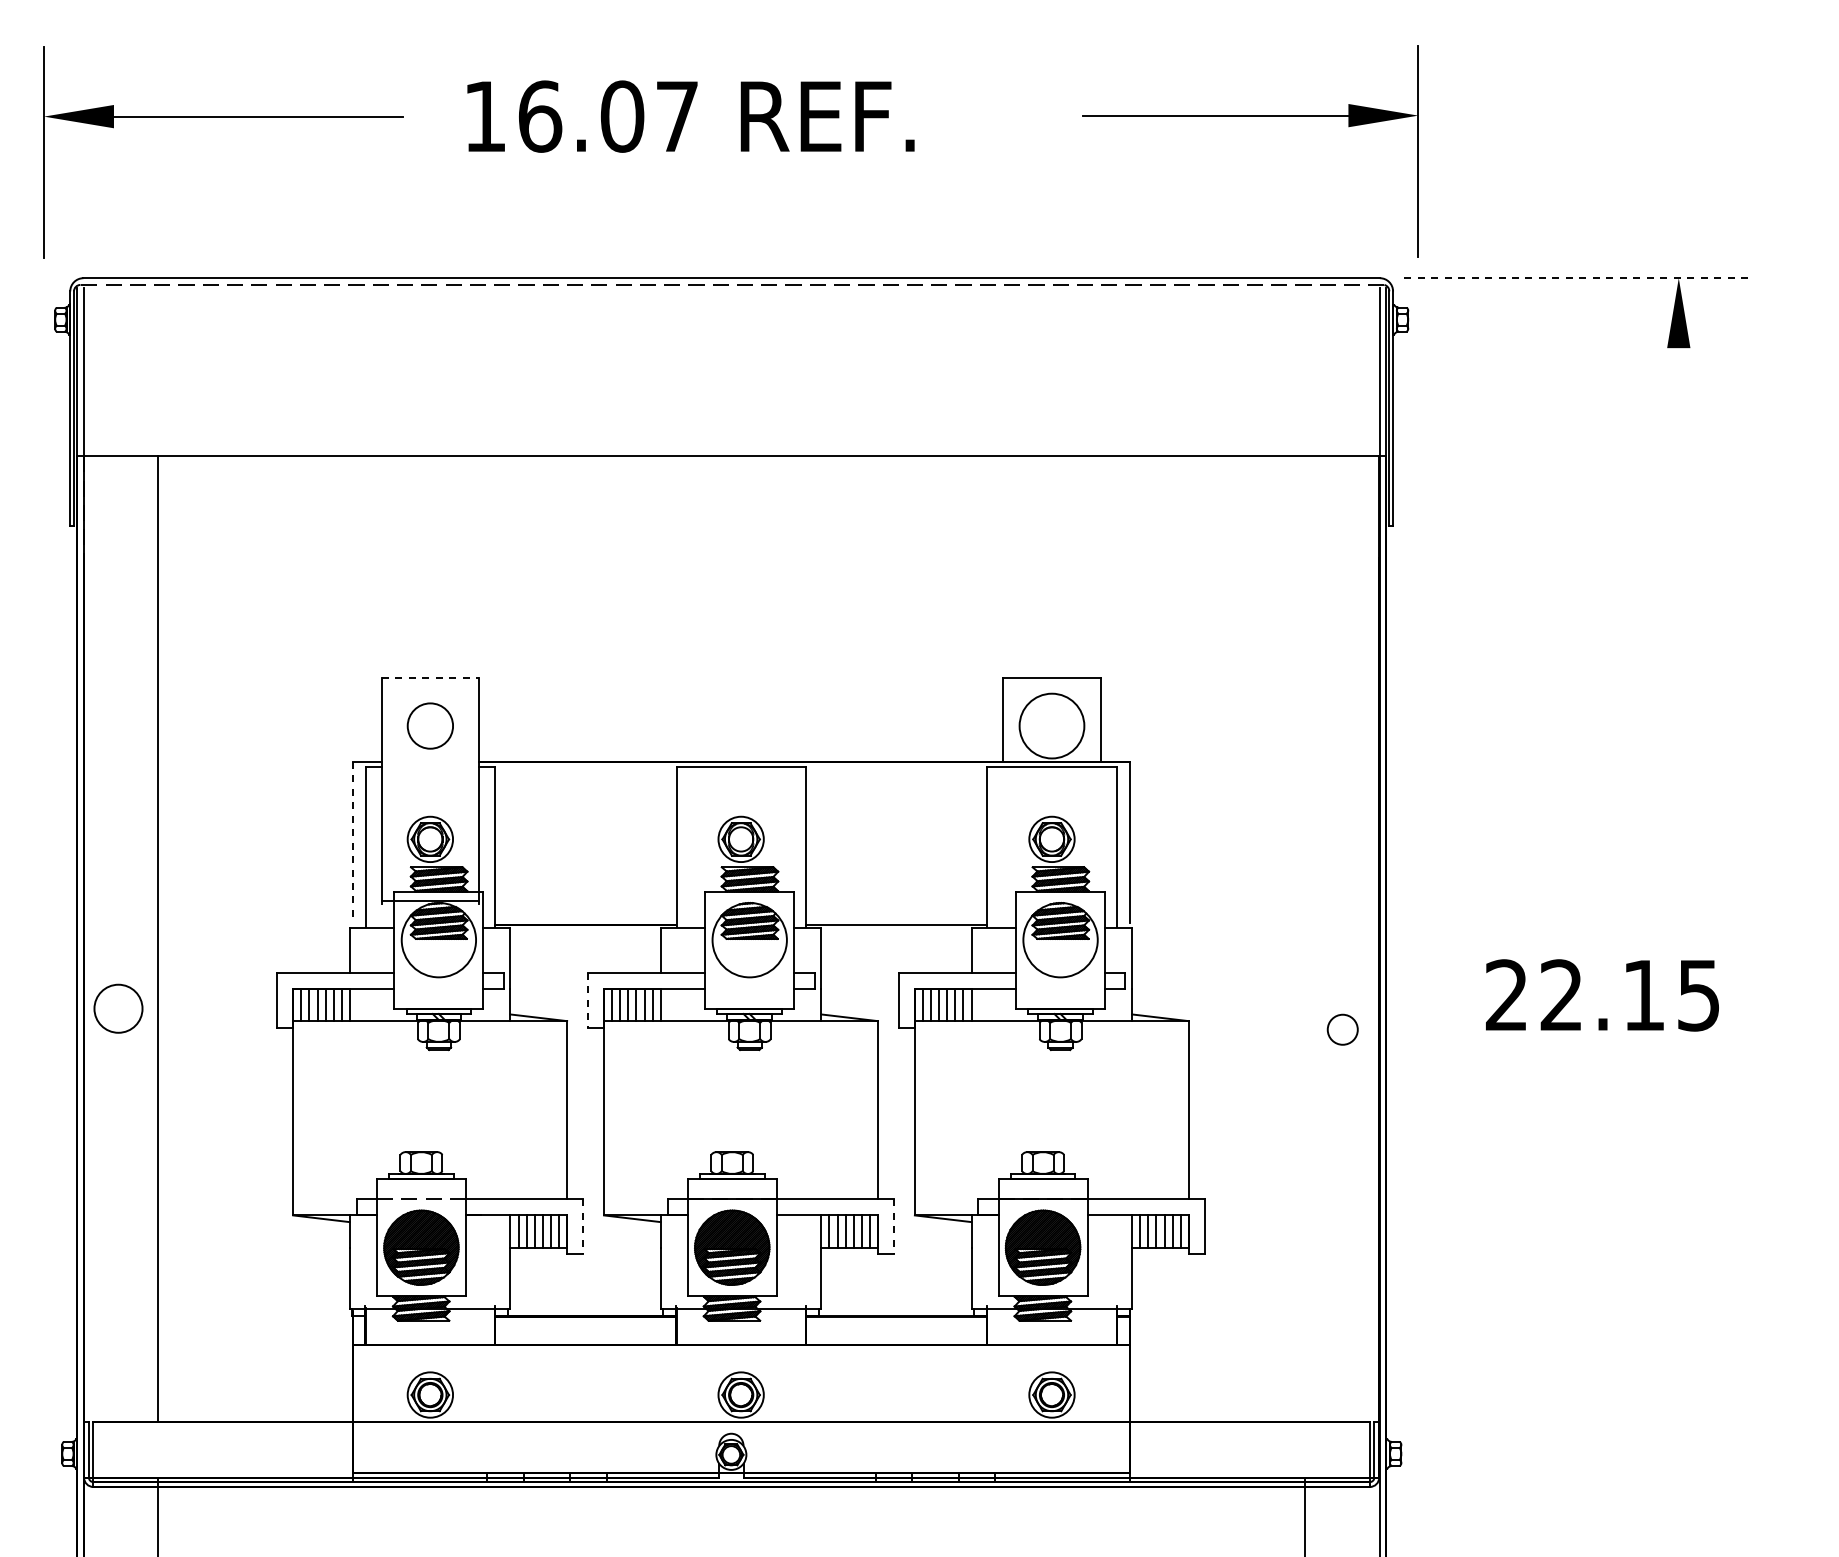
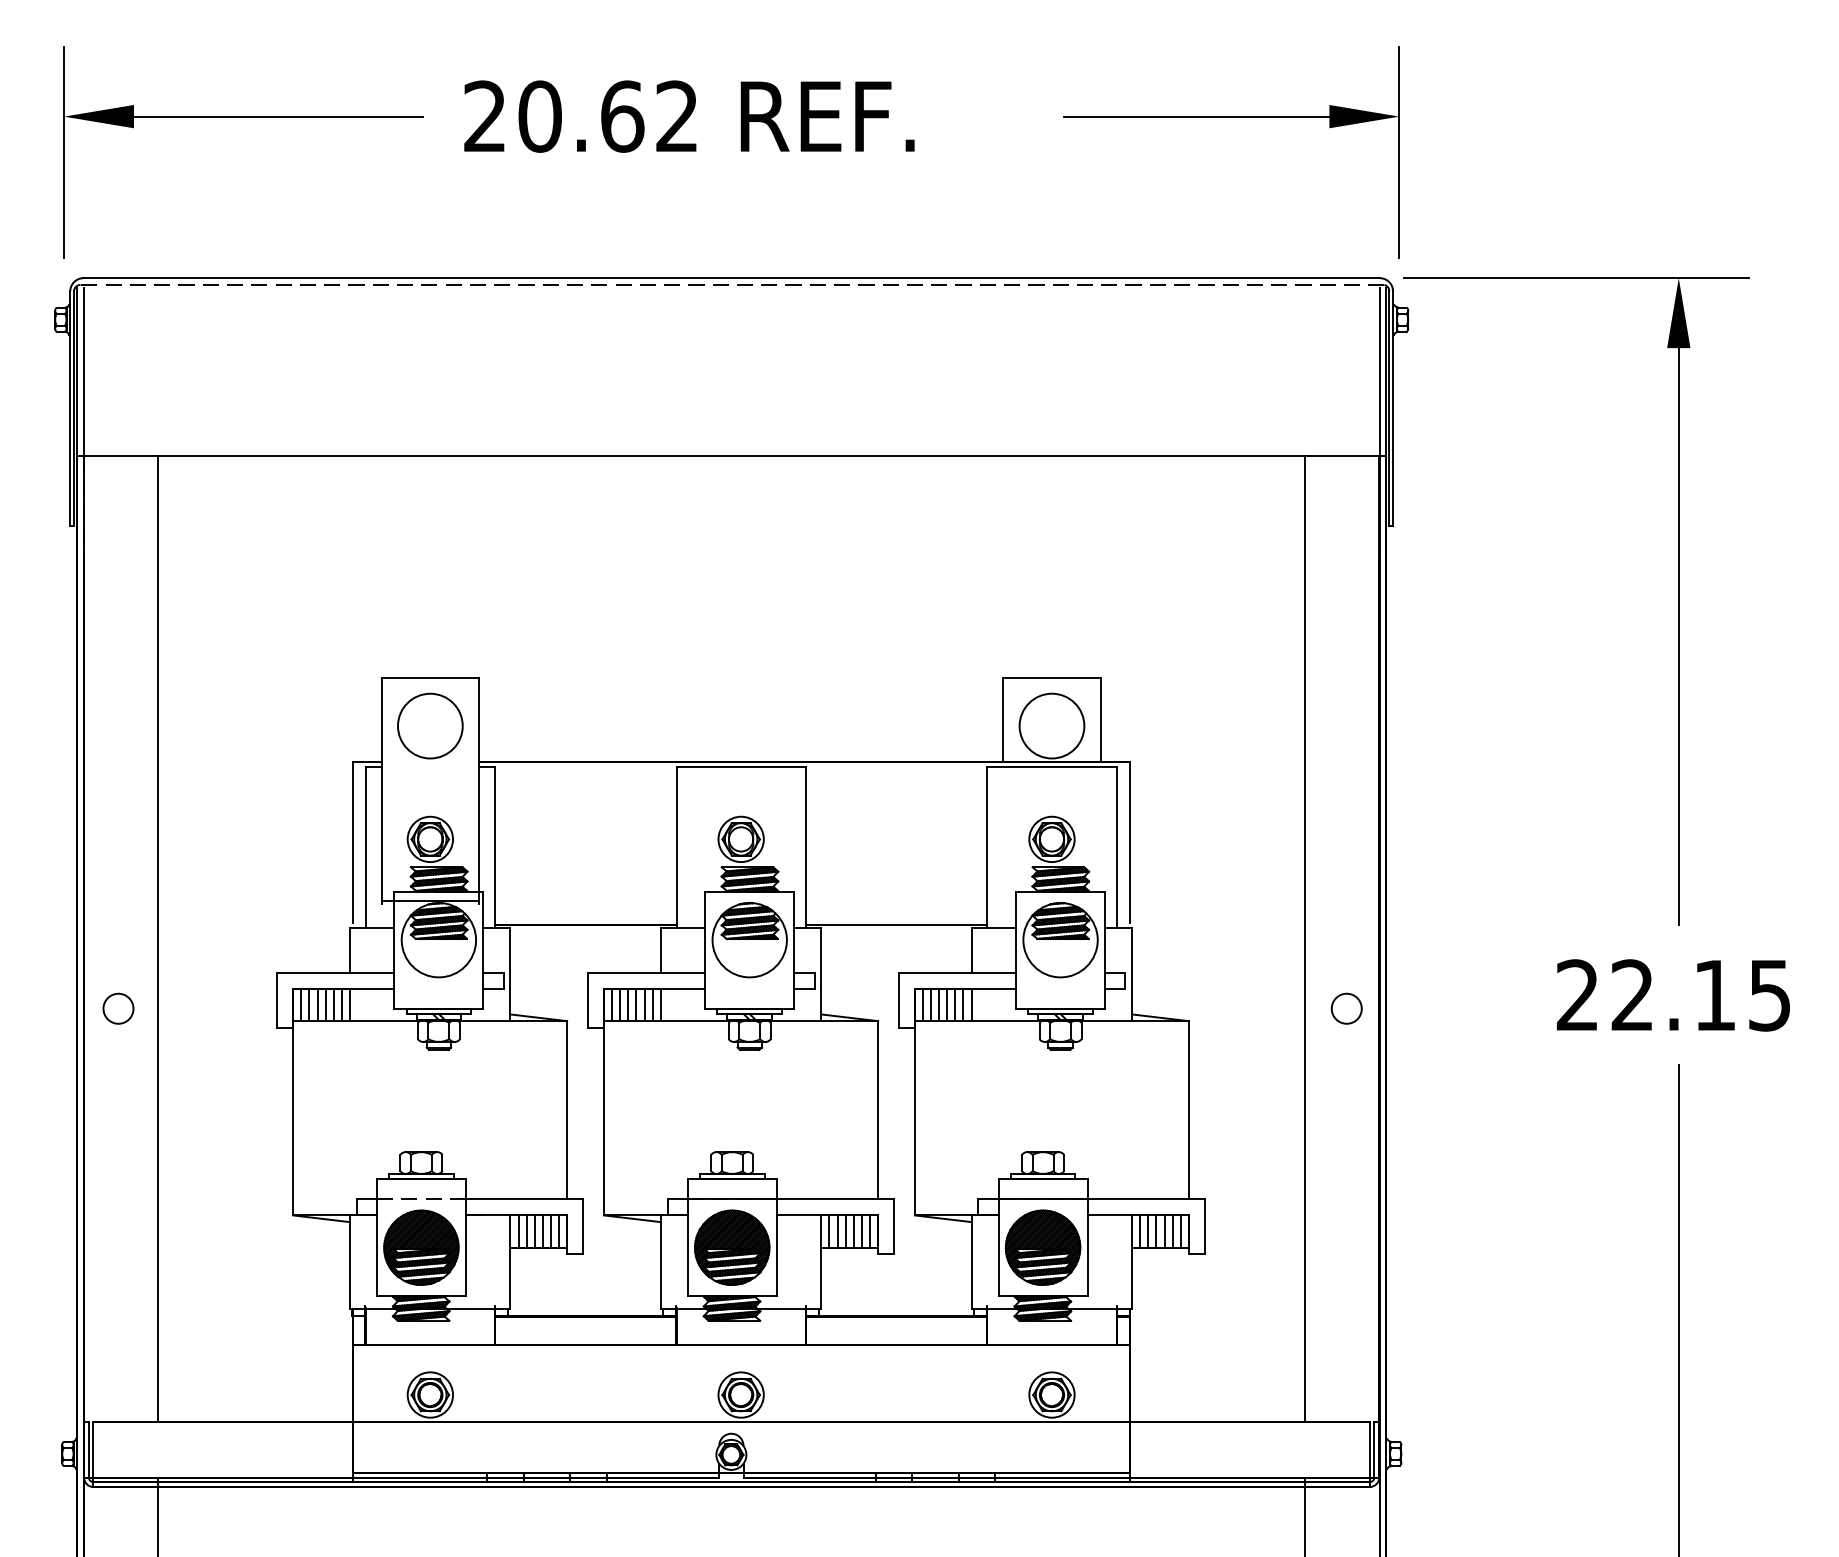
text: 16.07 -> 20.62 (580, 116)
part position: (1250, 116) -> (1231, 117) (1231, 117)
part position: (223, 117) -> (243, 117) (243, 117)
line: dashed -> solid (1576, 278)
line: none -> present (1678, 636)
line: dashed -> solid (430, 677)
circle size: 48x48 px -> 67x68 px (430, 725)
line: dashed -> solid (352, 842)
line: none -> present (1305, 939)
text position: (1602, 995) -> (1673, 995) (1673, 995)
line: dashed -> solid (587, 1000)
circle diameter: 48 px -> 30 px (118, 1008)
circle position: (1342, 1029) -> (1346, 1008) (1346, 1008)
line: dashed -> solid (583, 1226)
line: dashed -> solid (894, 1226)
line: none -> present (1678, 1309)
